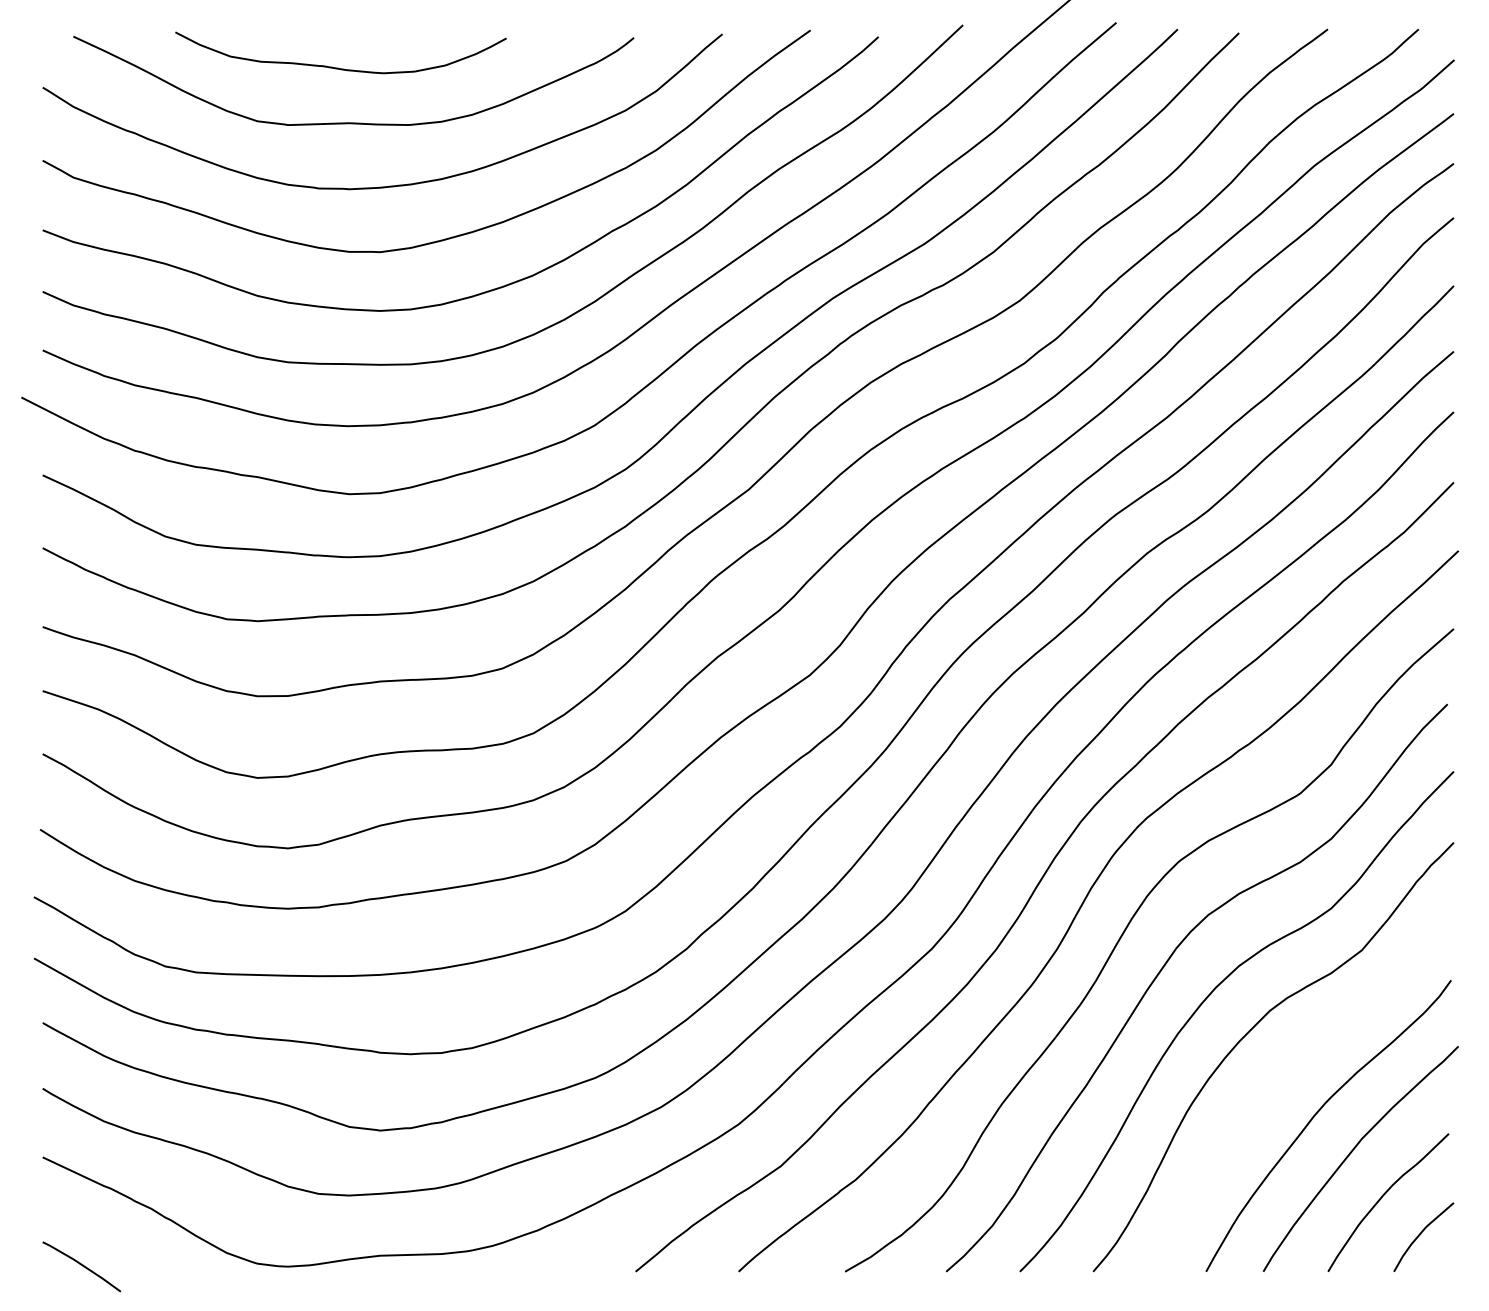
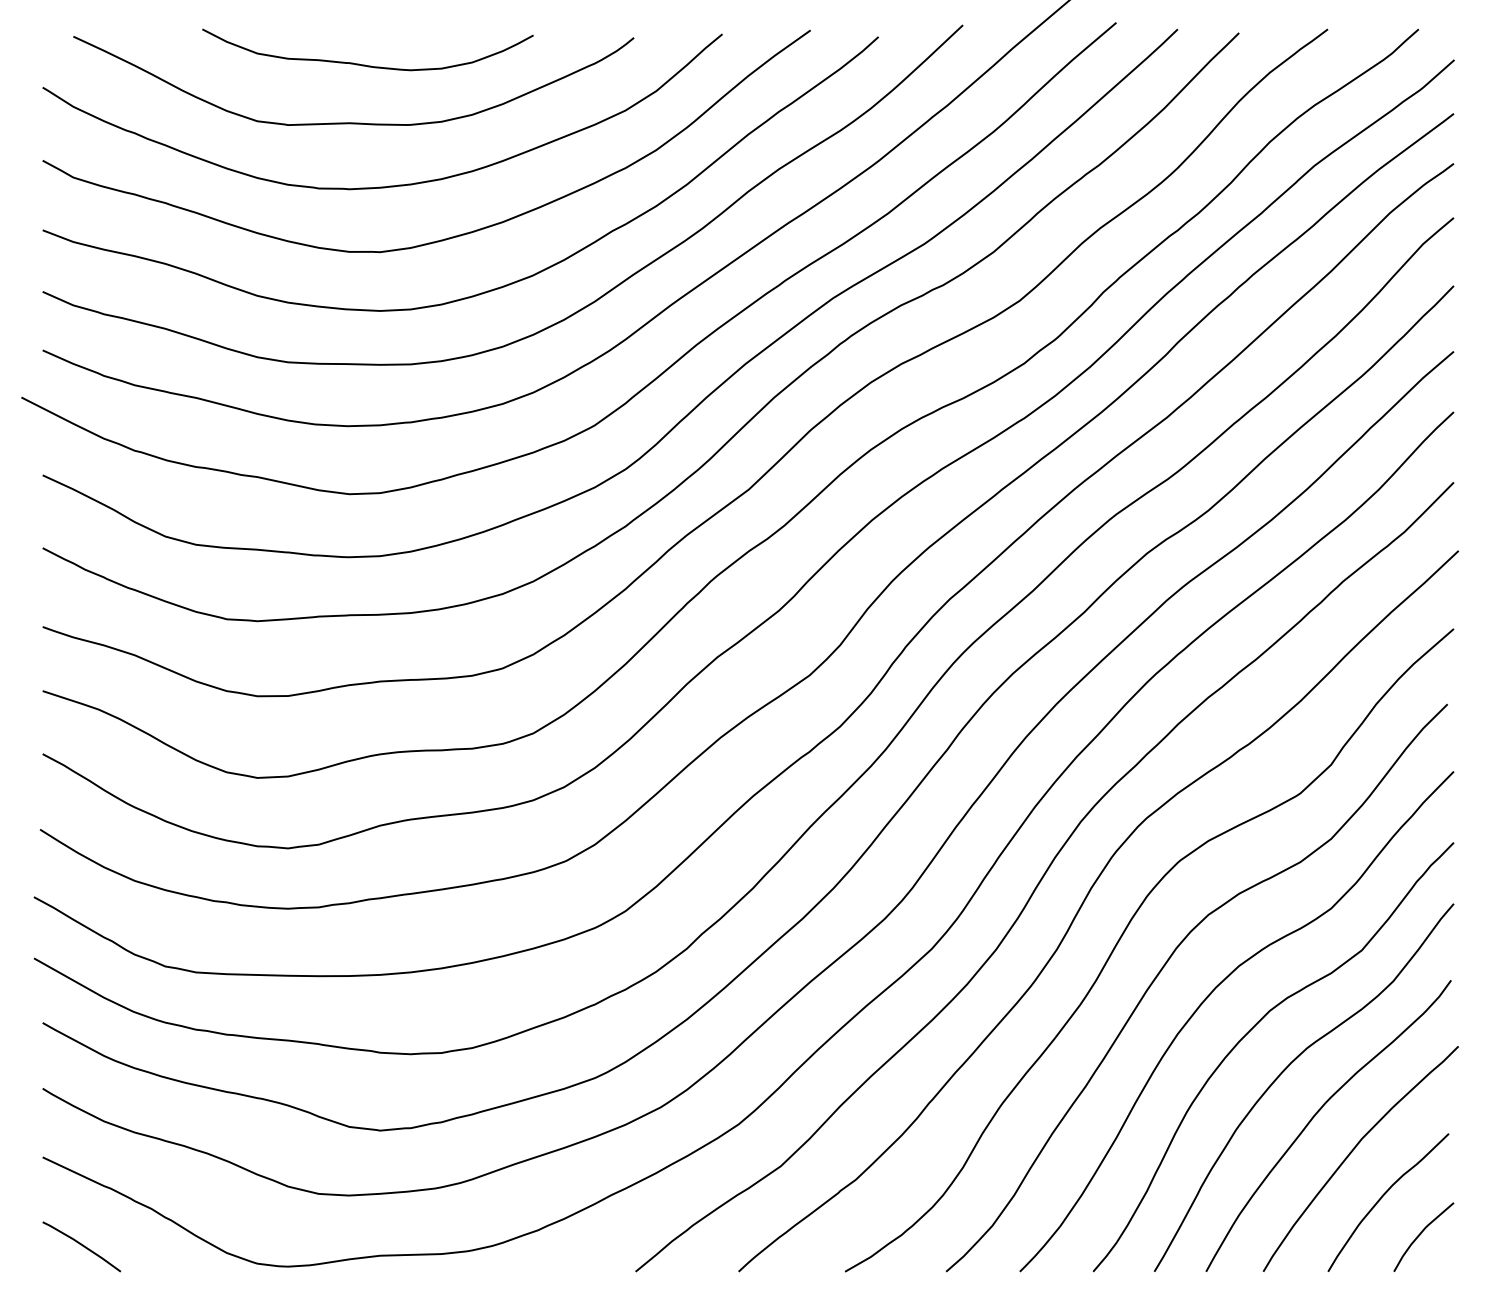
curve position: (338, 67) -> (365, 64) (365, 64)
curve: none -> present (1286, 1069)
curve position: (81, 1265) -> (81, 1245) (81, 1245)
